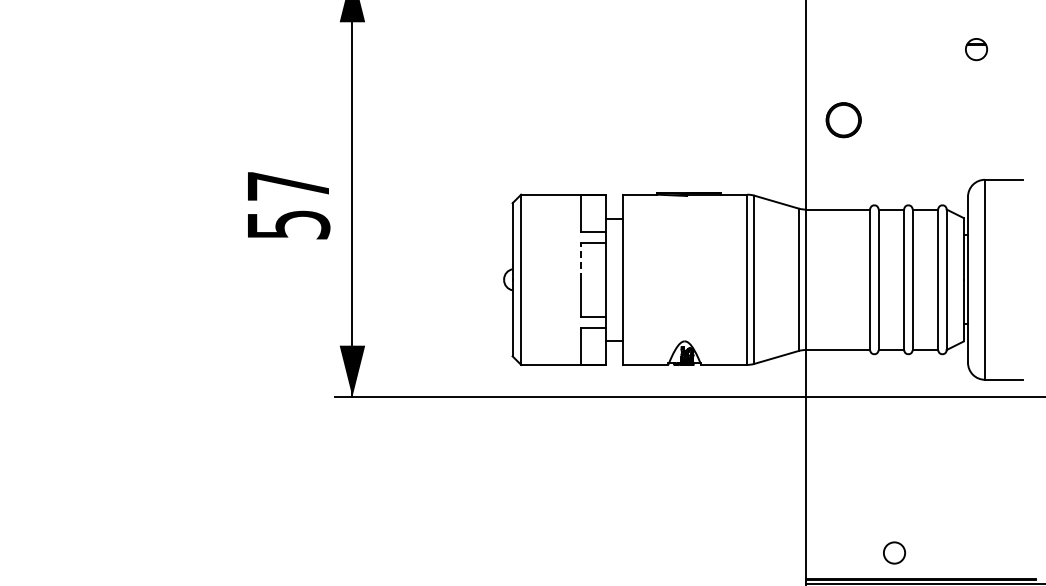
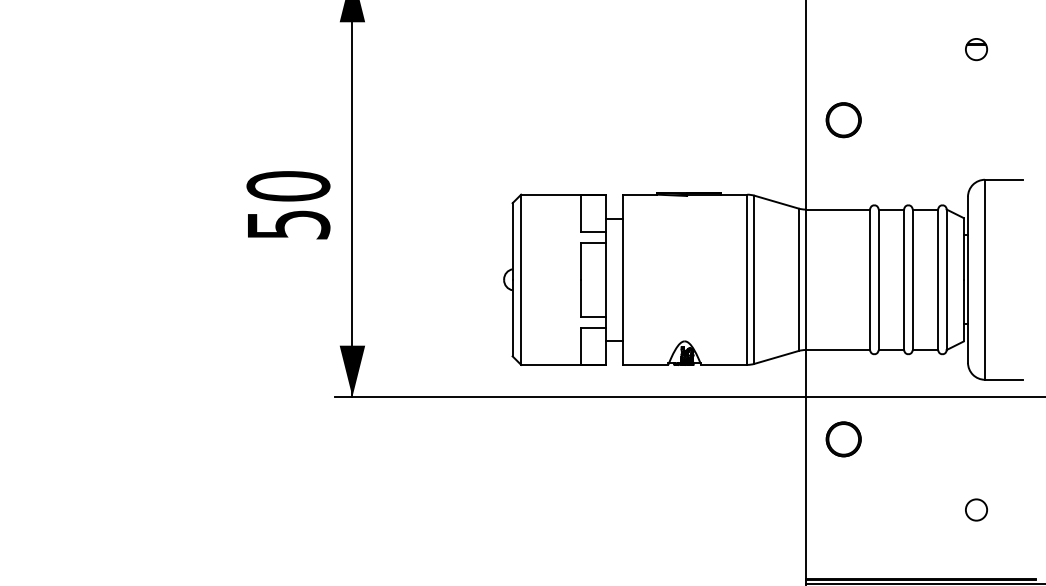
text: 57 -> 50 (288, 186)
line: dashed -> solid (580, 261)
part: none -> present (843, 439)
circle position: (894, 552) -> (976, 509) (976, 509)
